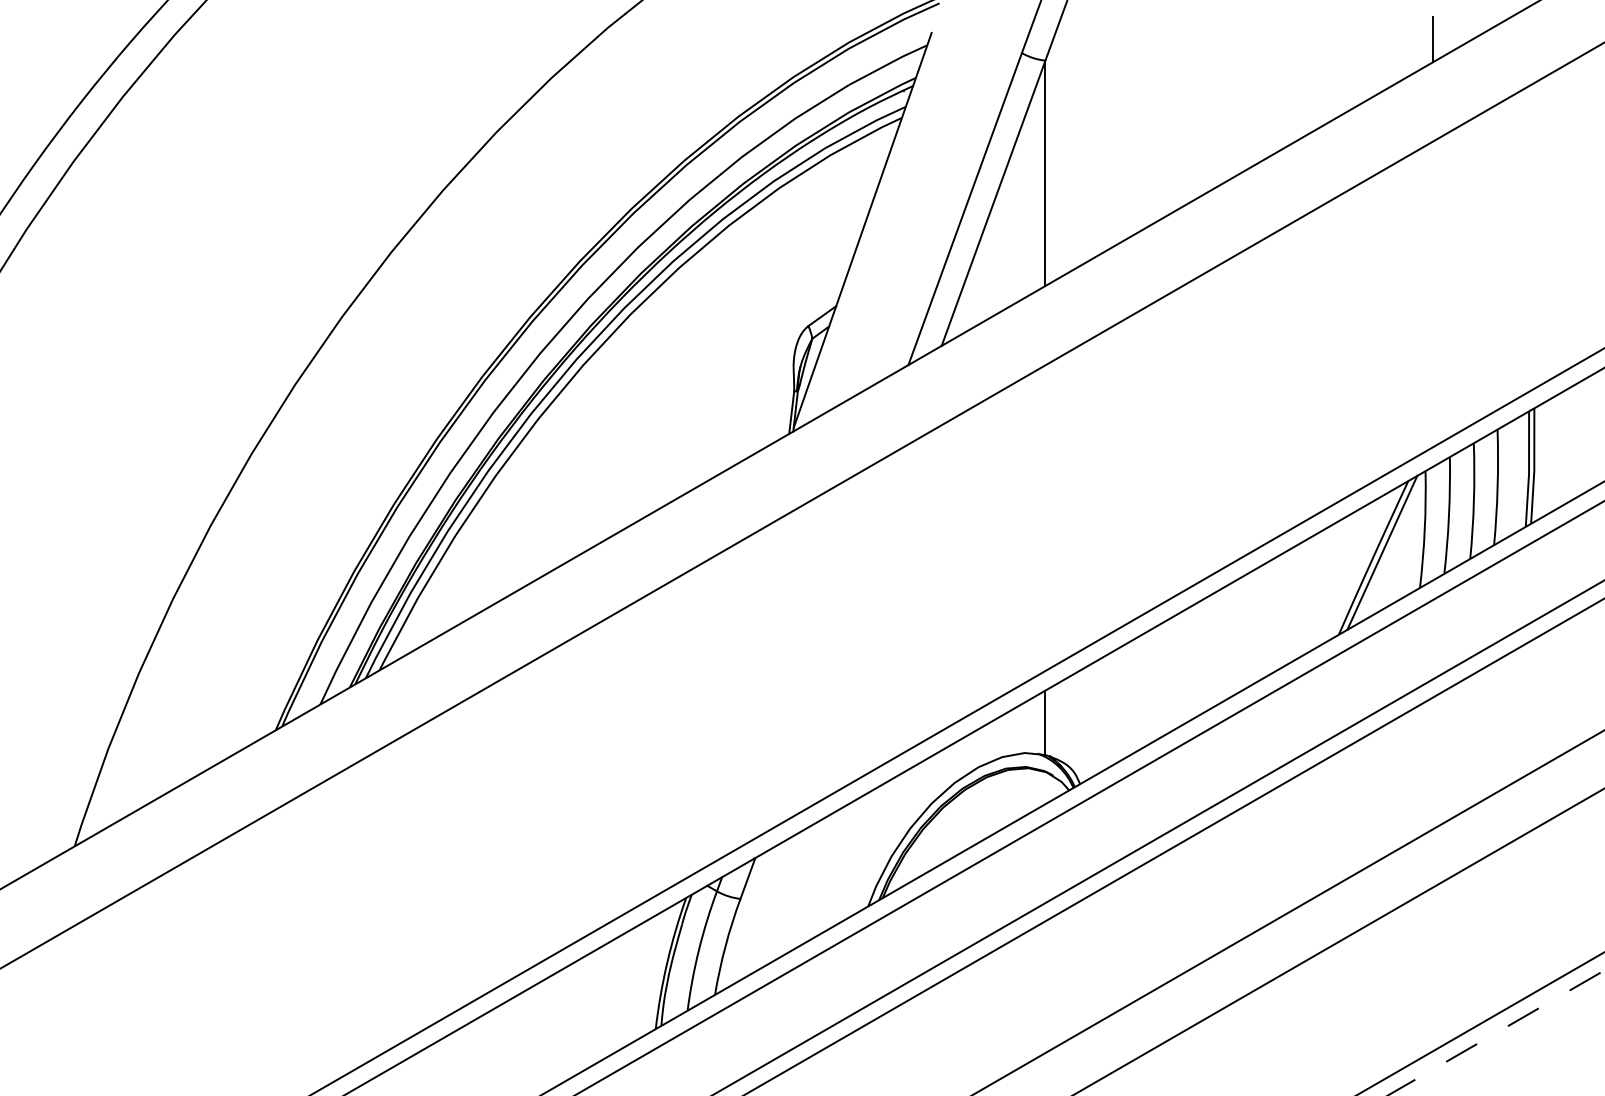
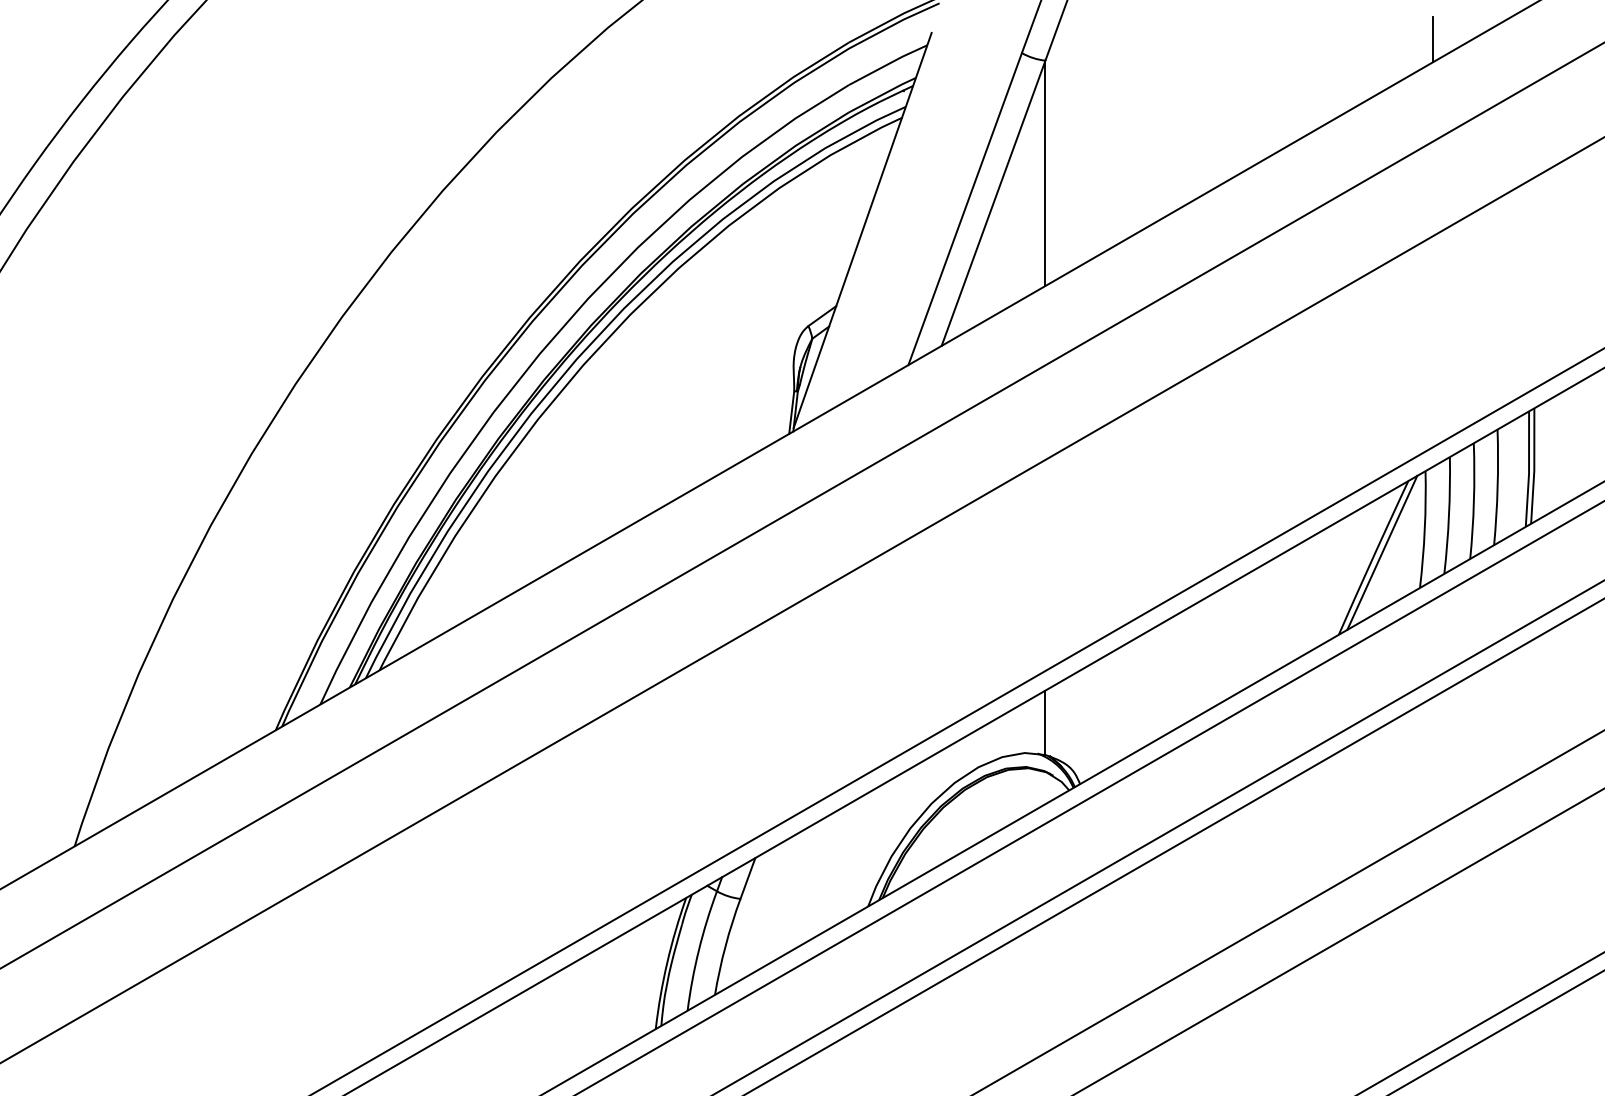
line: none -> present (801, 599)
line: dashed -> solid (1496, 1033)
